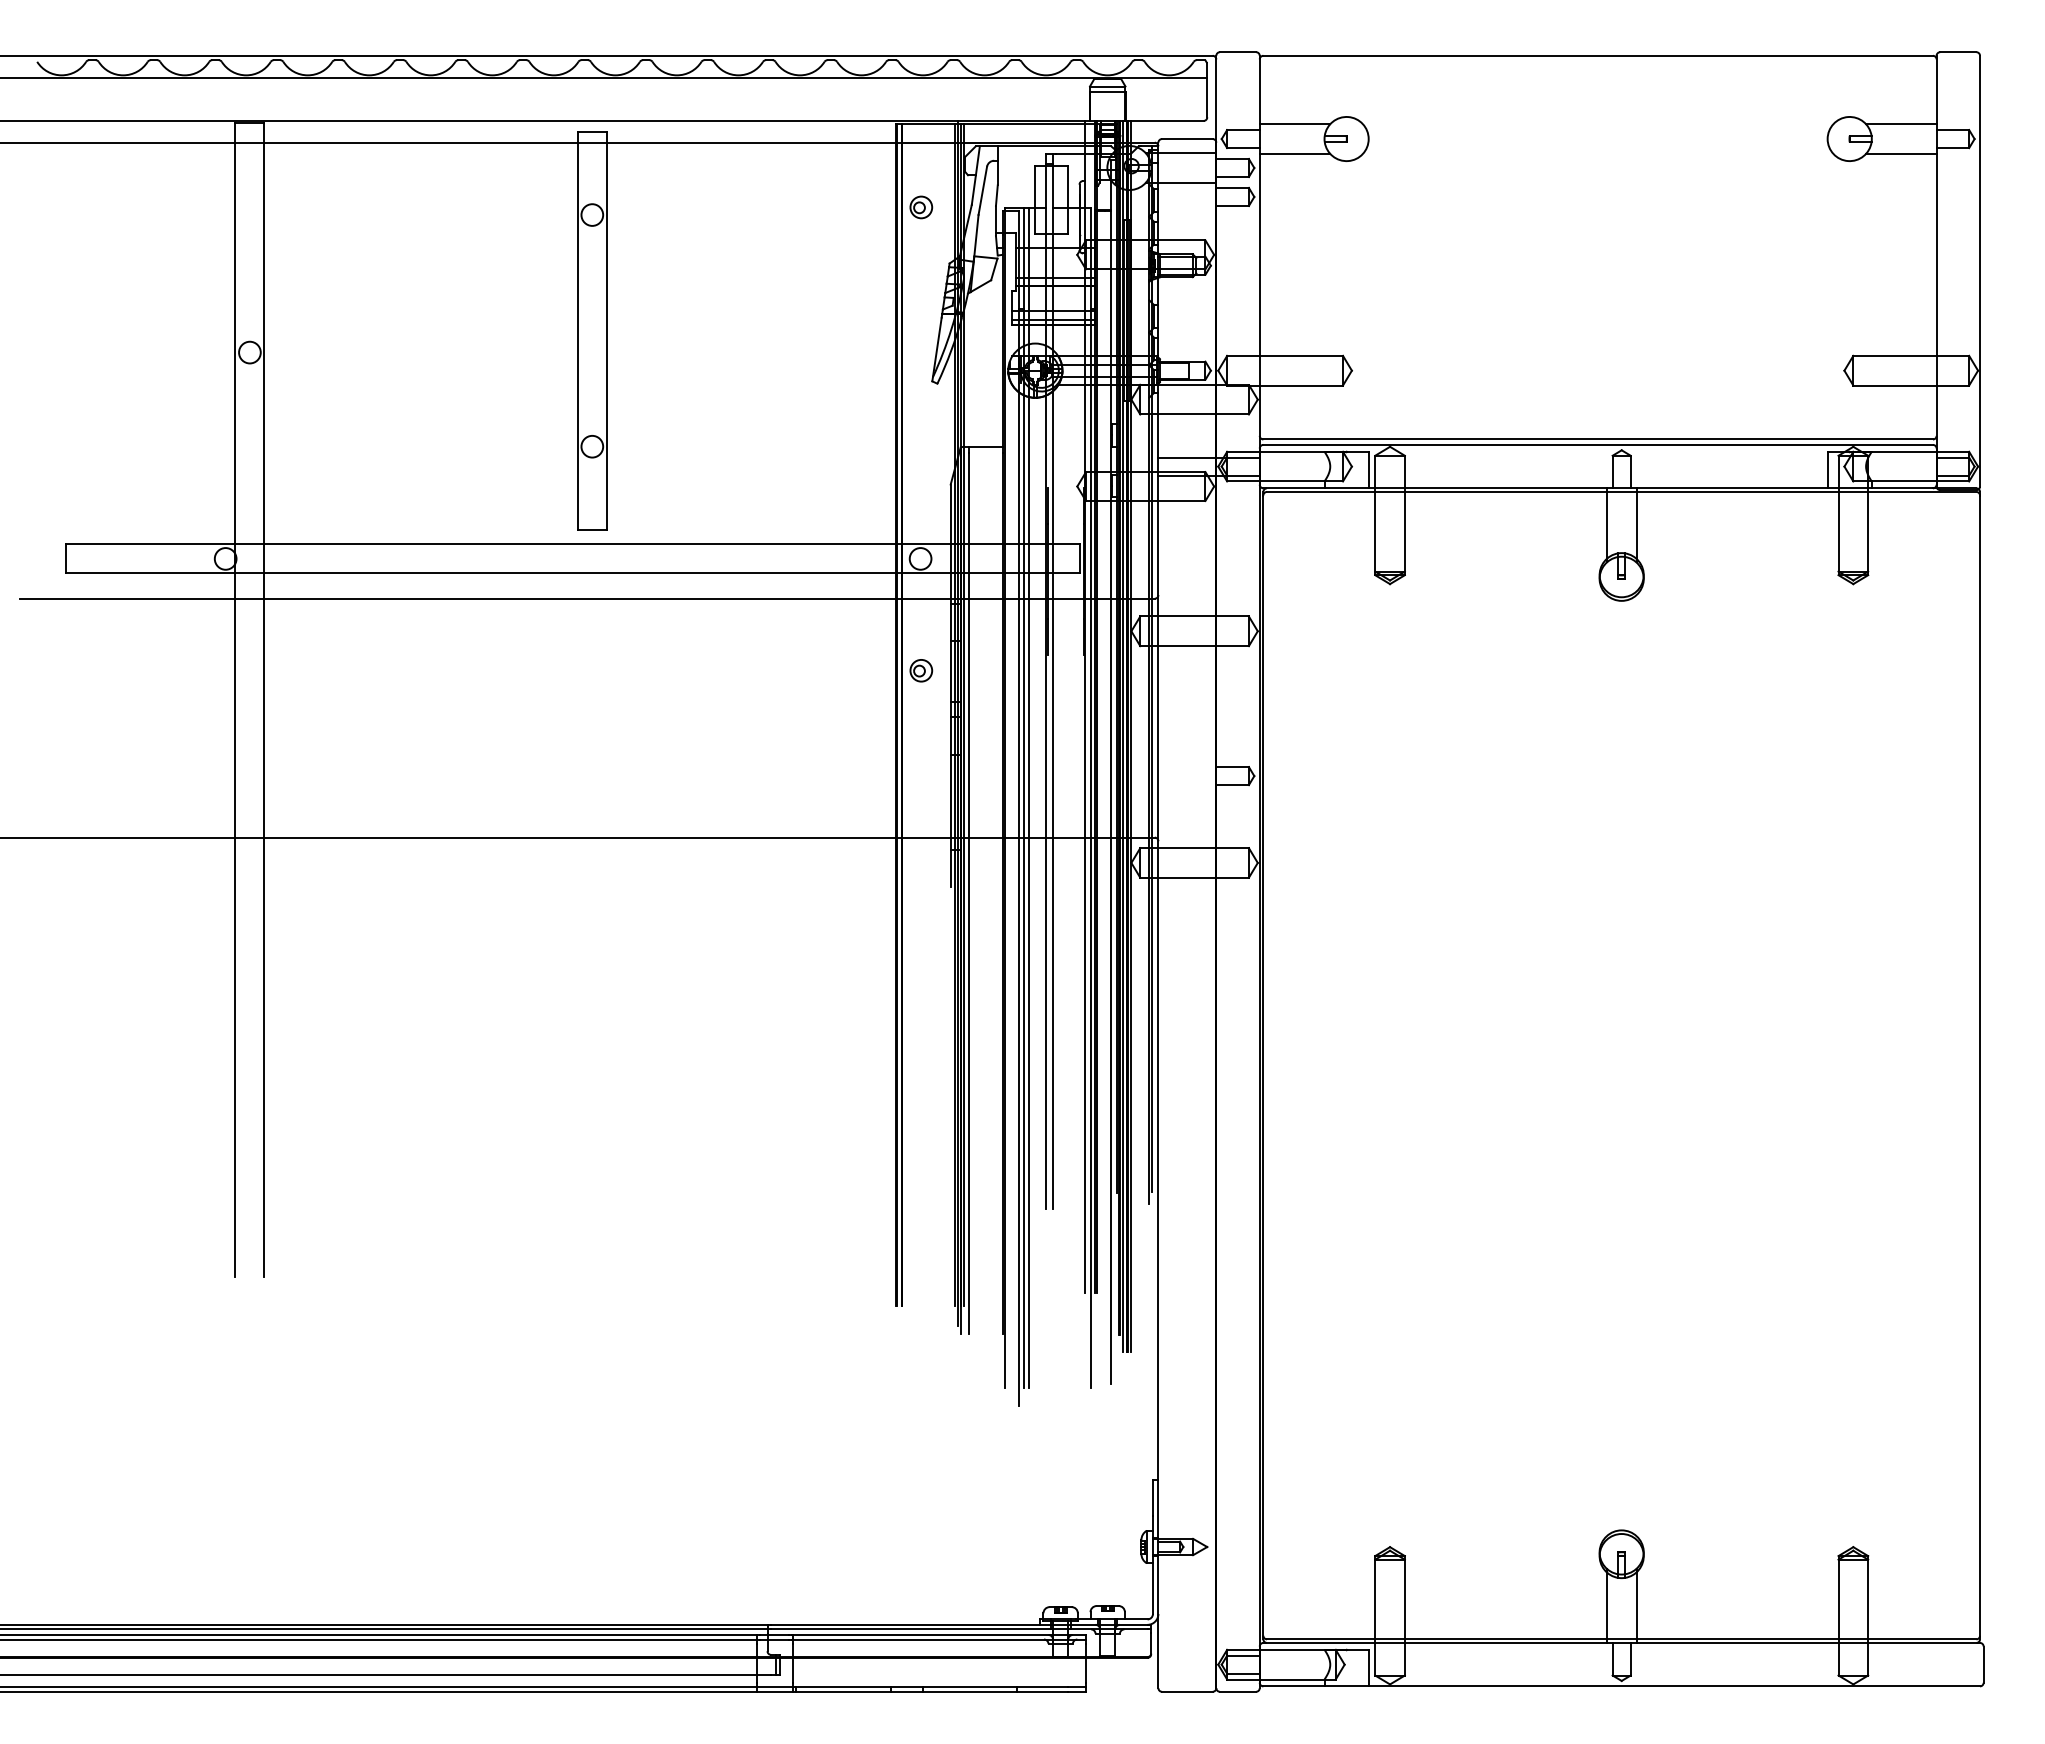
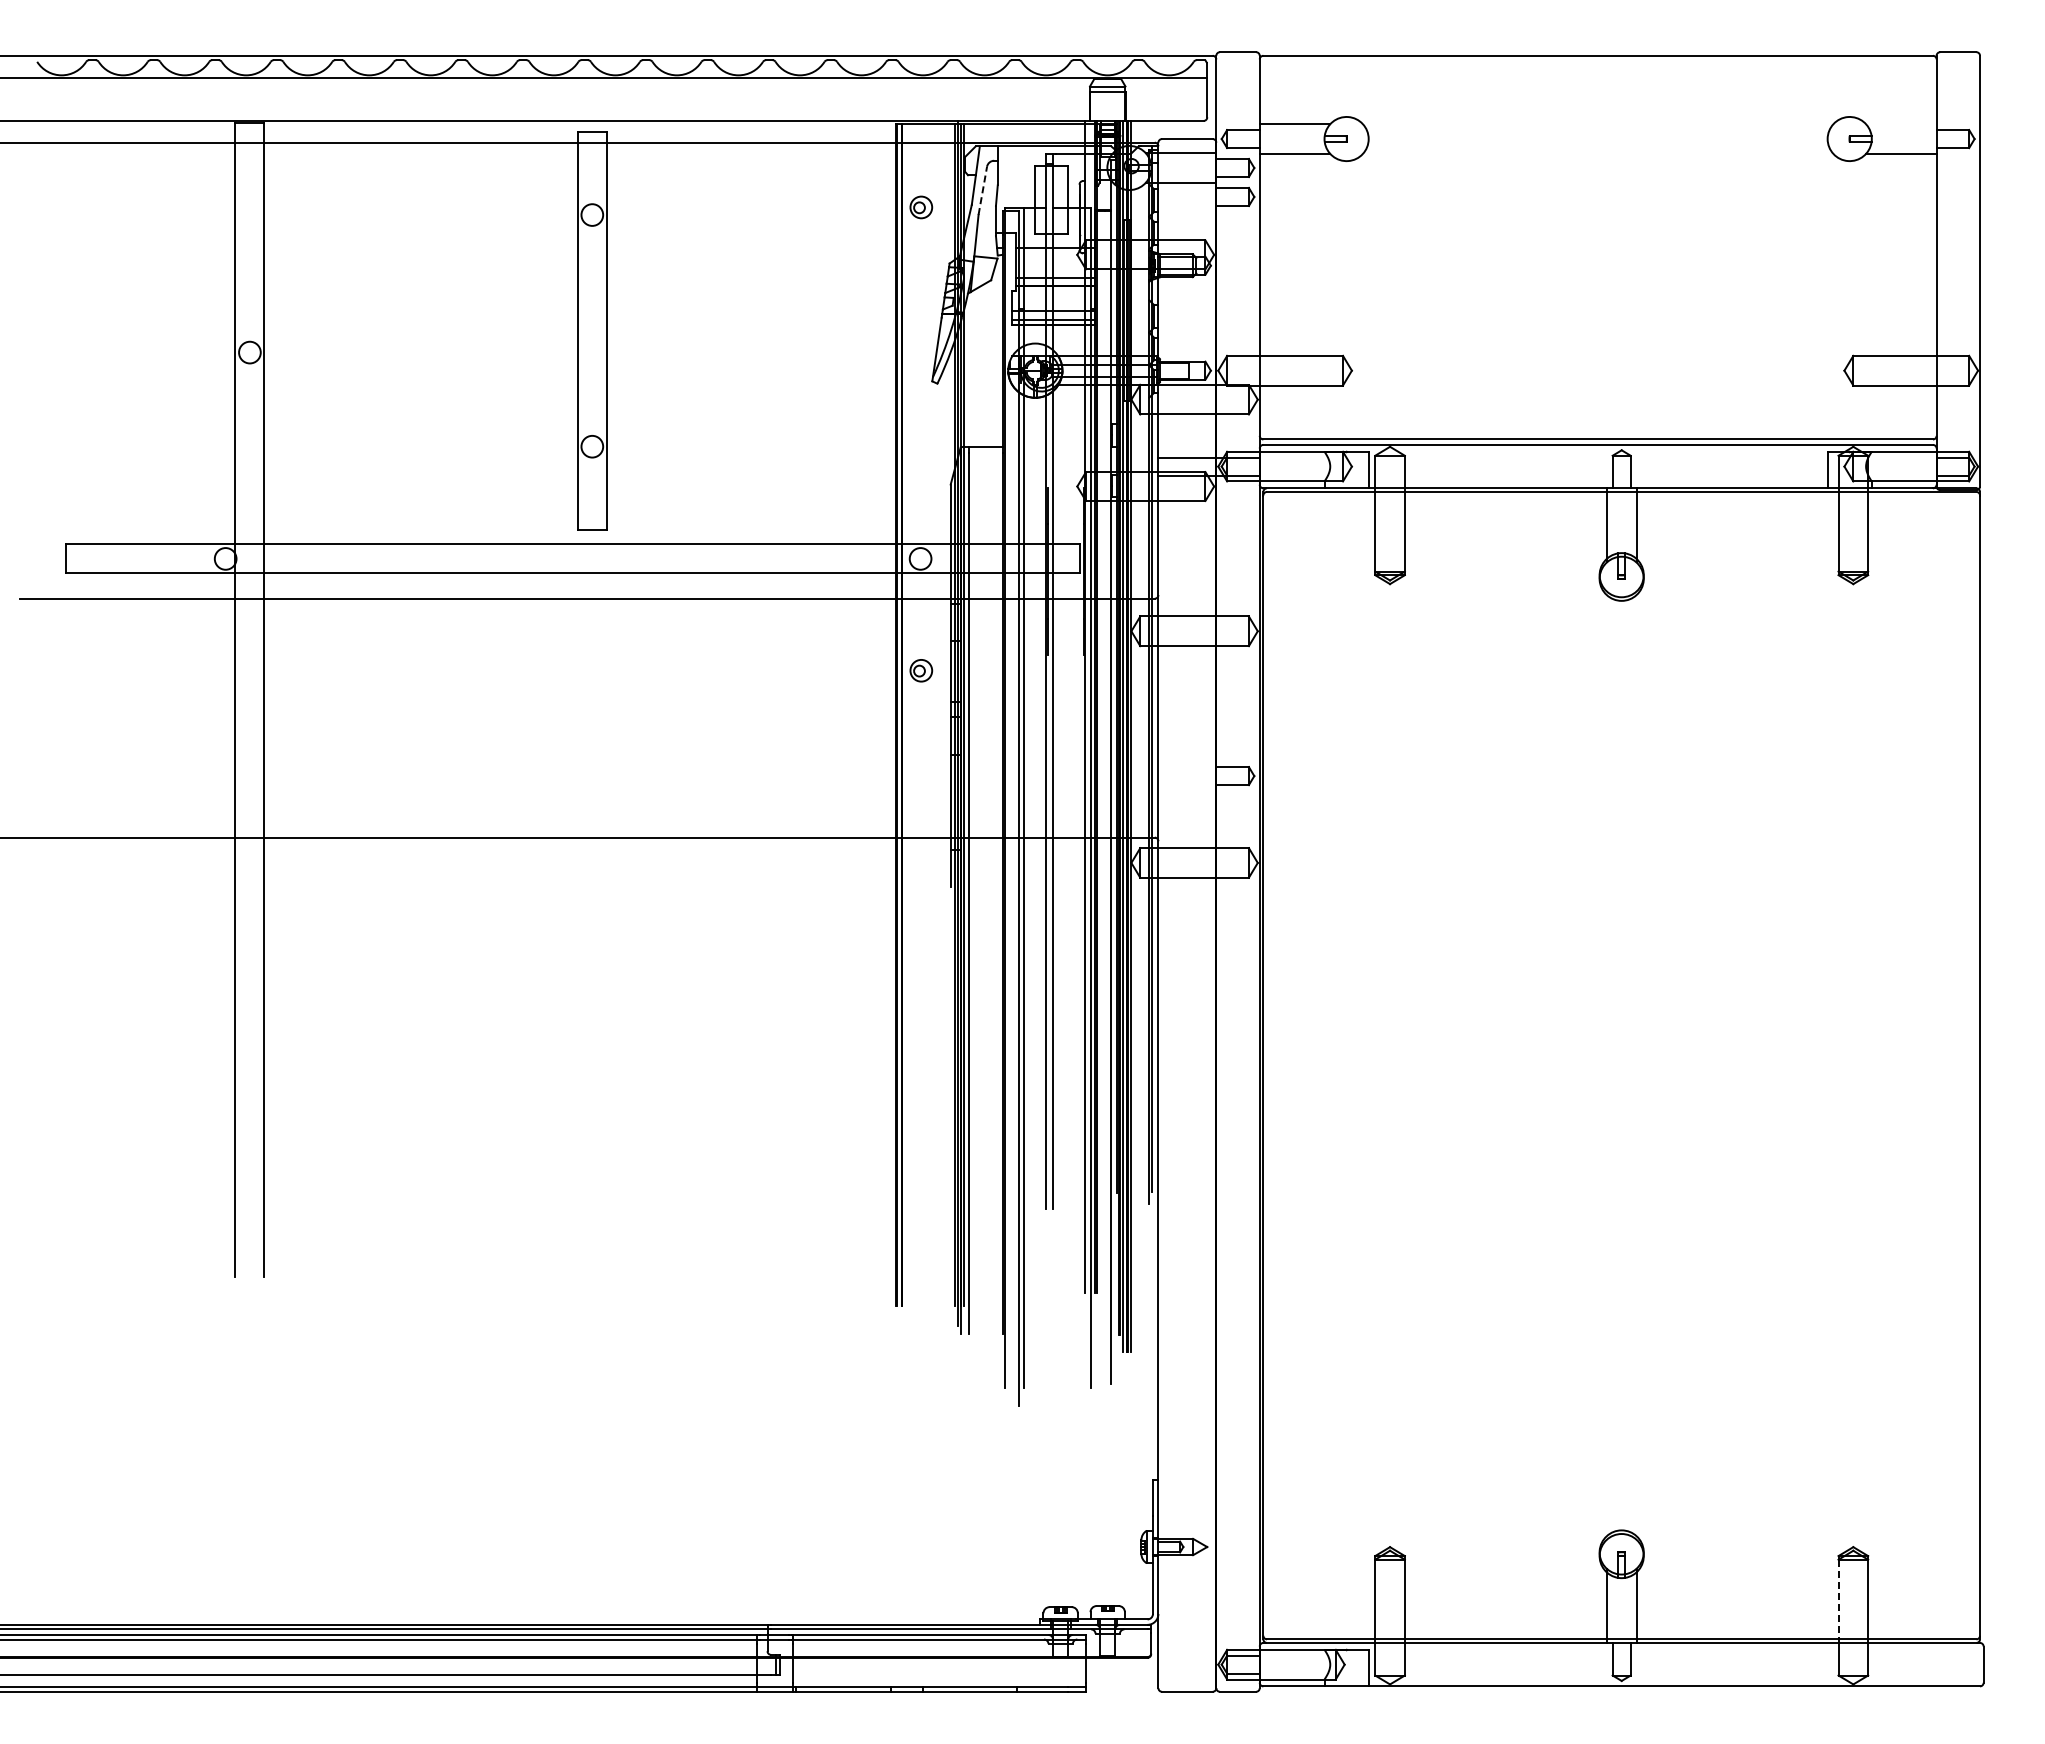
line: present -> none (1901, 124)
line: solid -> dashed (982, 190)
line: present -> none (1029, 797)
line: solid -> dashed (1838, 1601)
